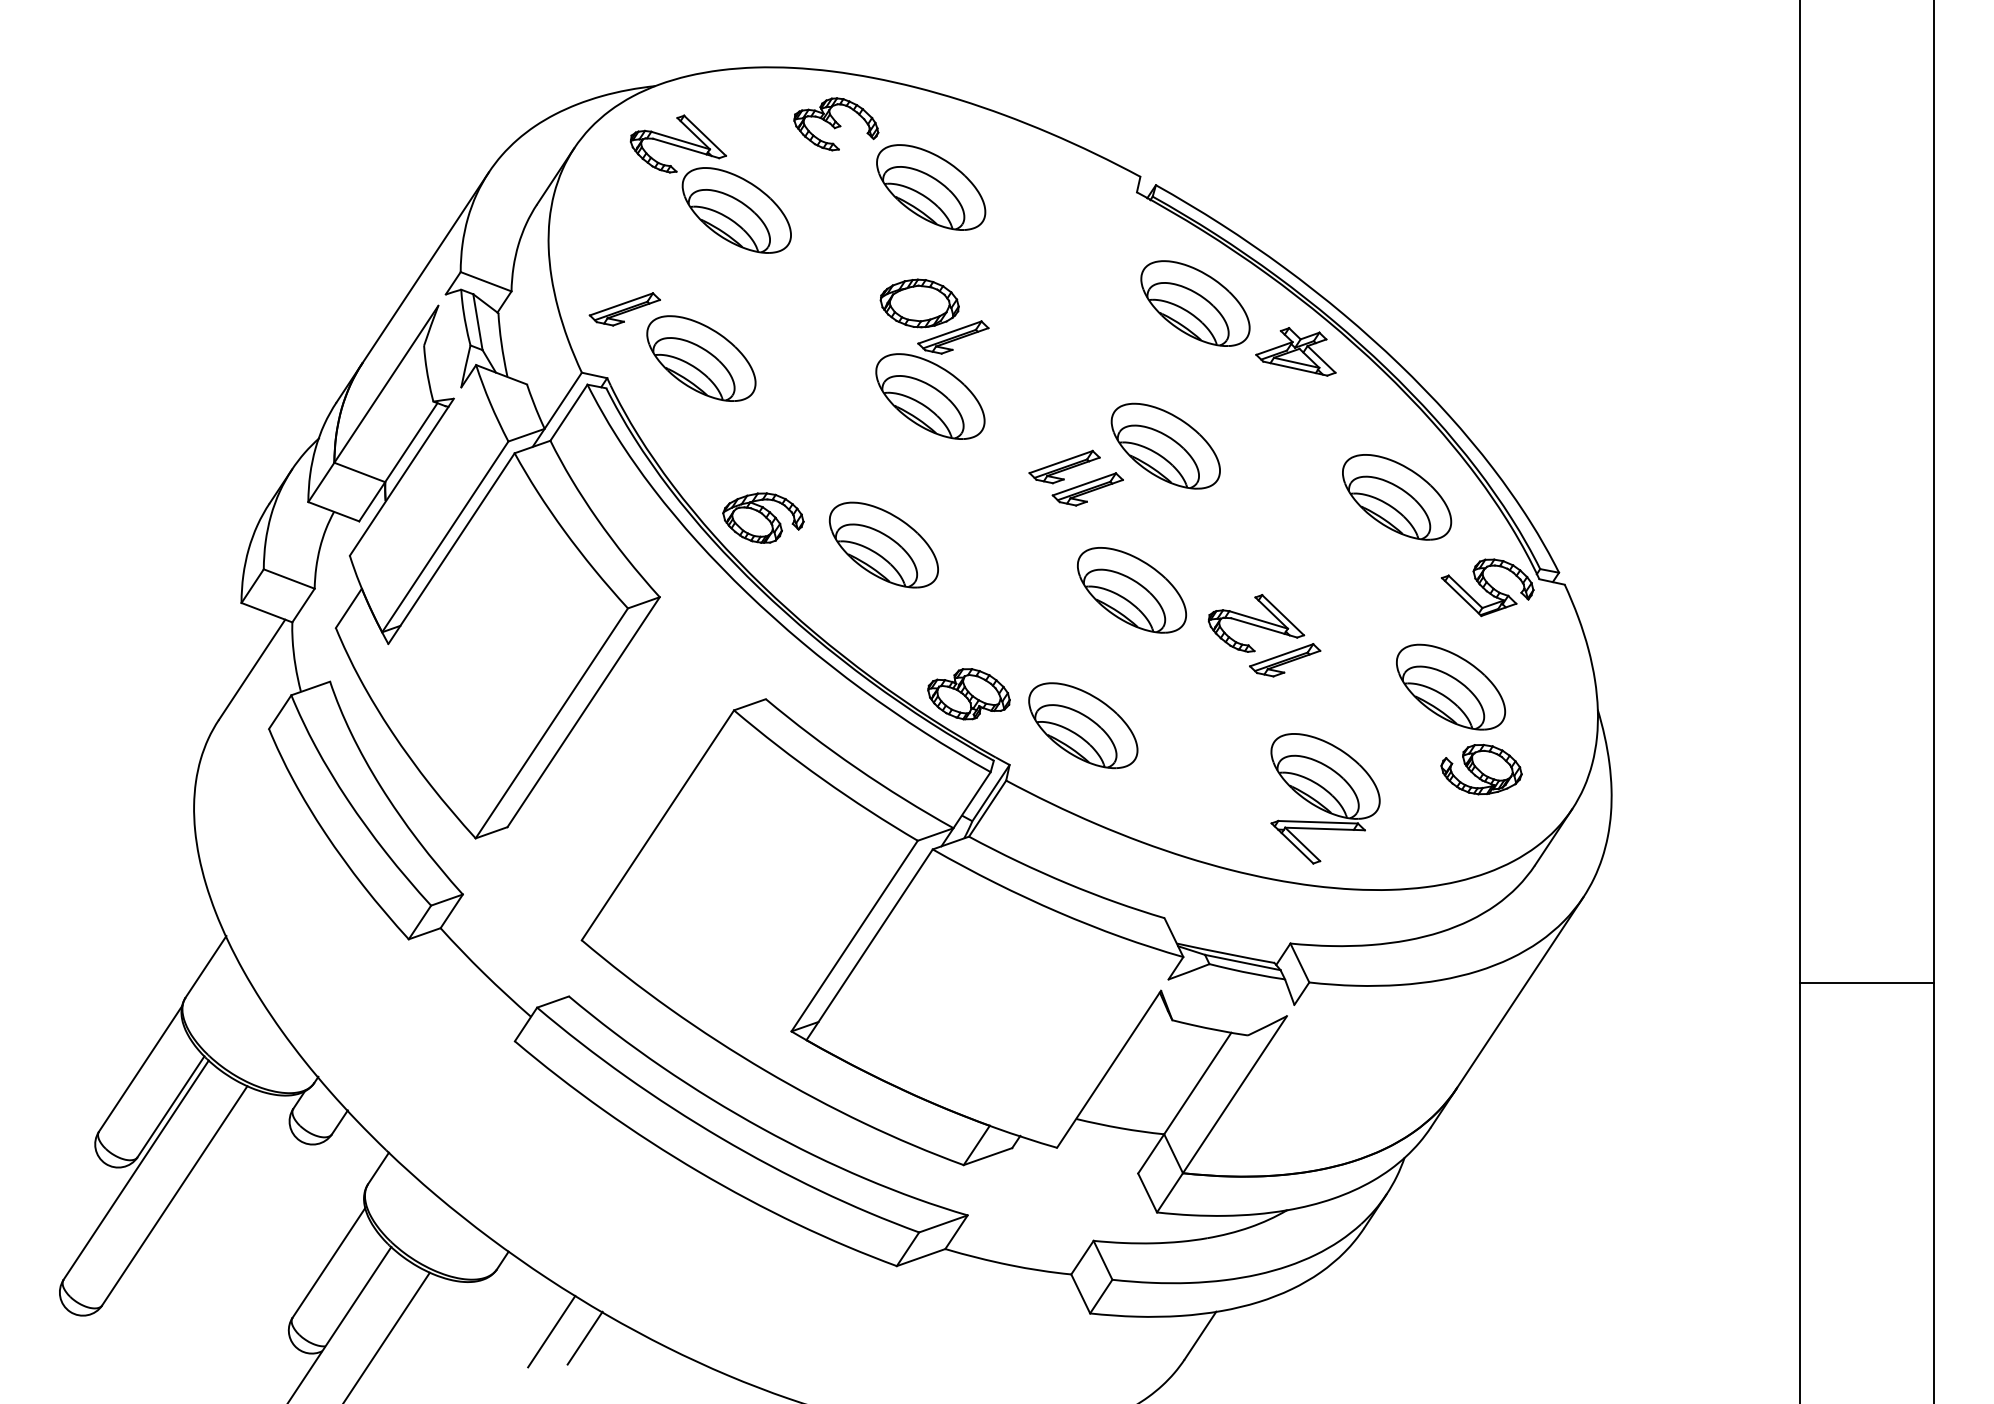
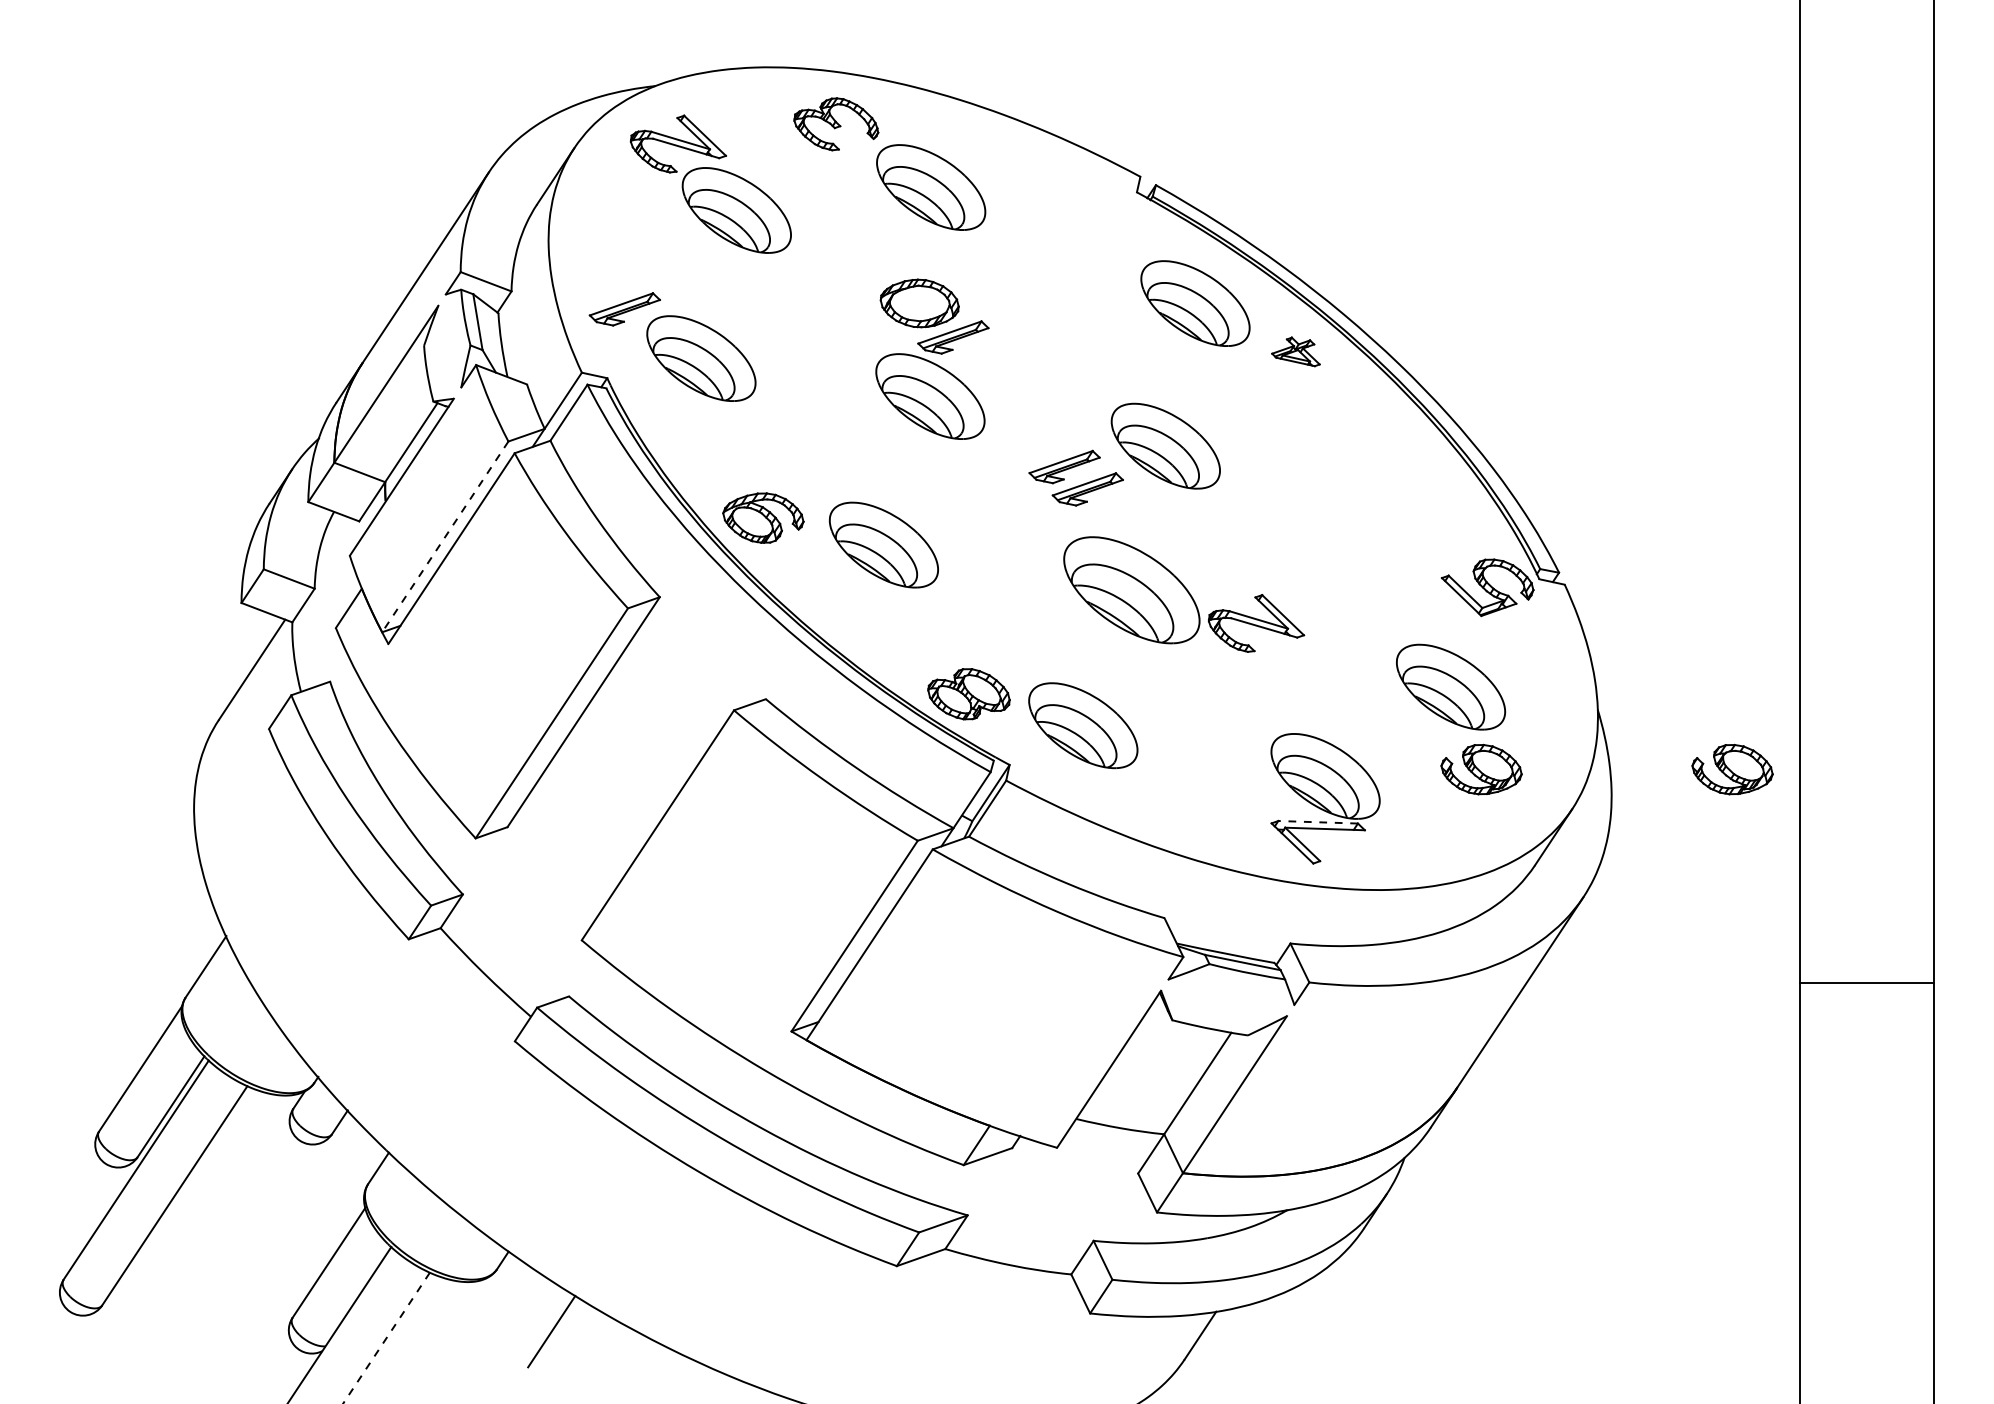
part size: 82x50 px -> 50x32 px (1295, 351)
part: present -> none (1397, 497)
line: solid -> dashed (445, 537)
part size: 111x87 px -> 138x109 px (1131, 590)
part: present -> none (1285, 660)
part: none -> present (1732, 769)
line: solid -> dashed (1318, 822)
line: present -> none (584, 1337)
line: solid -> dashed (386, 1338)
